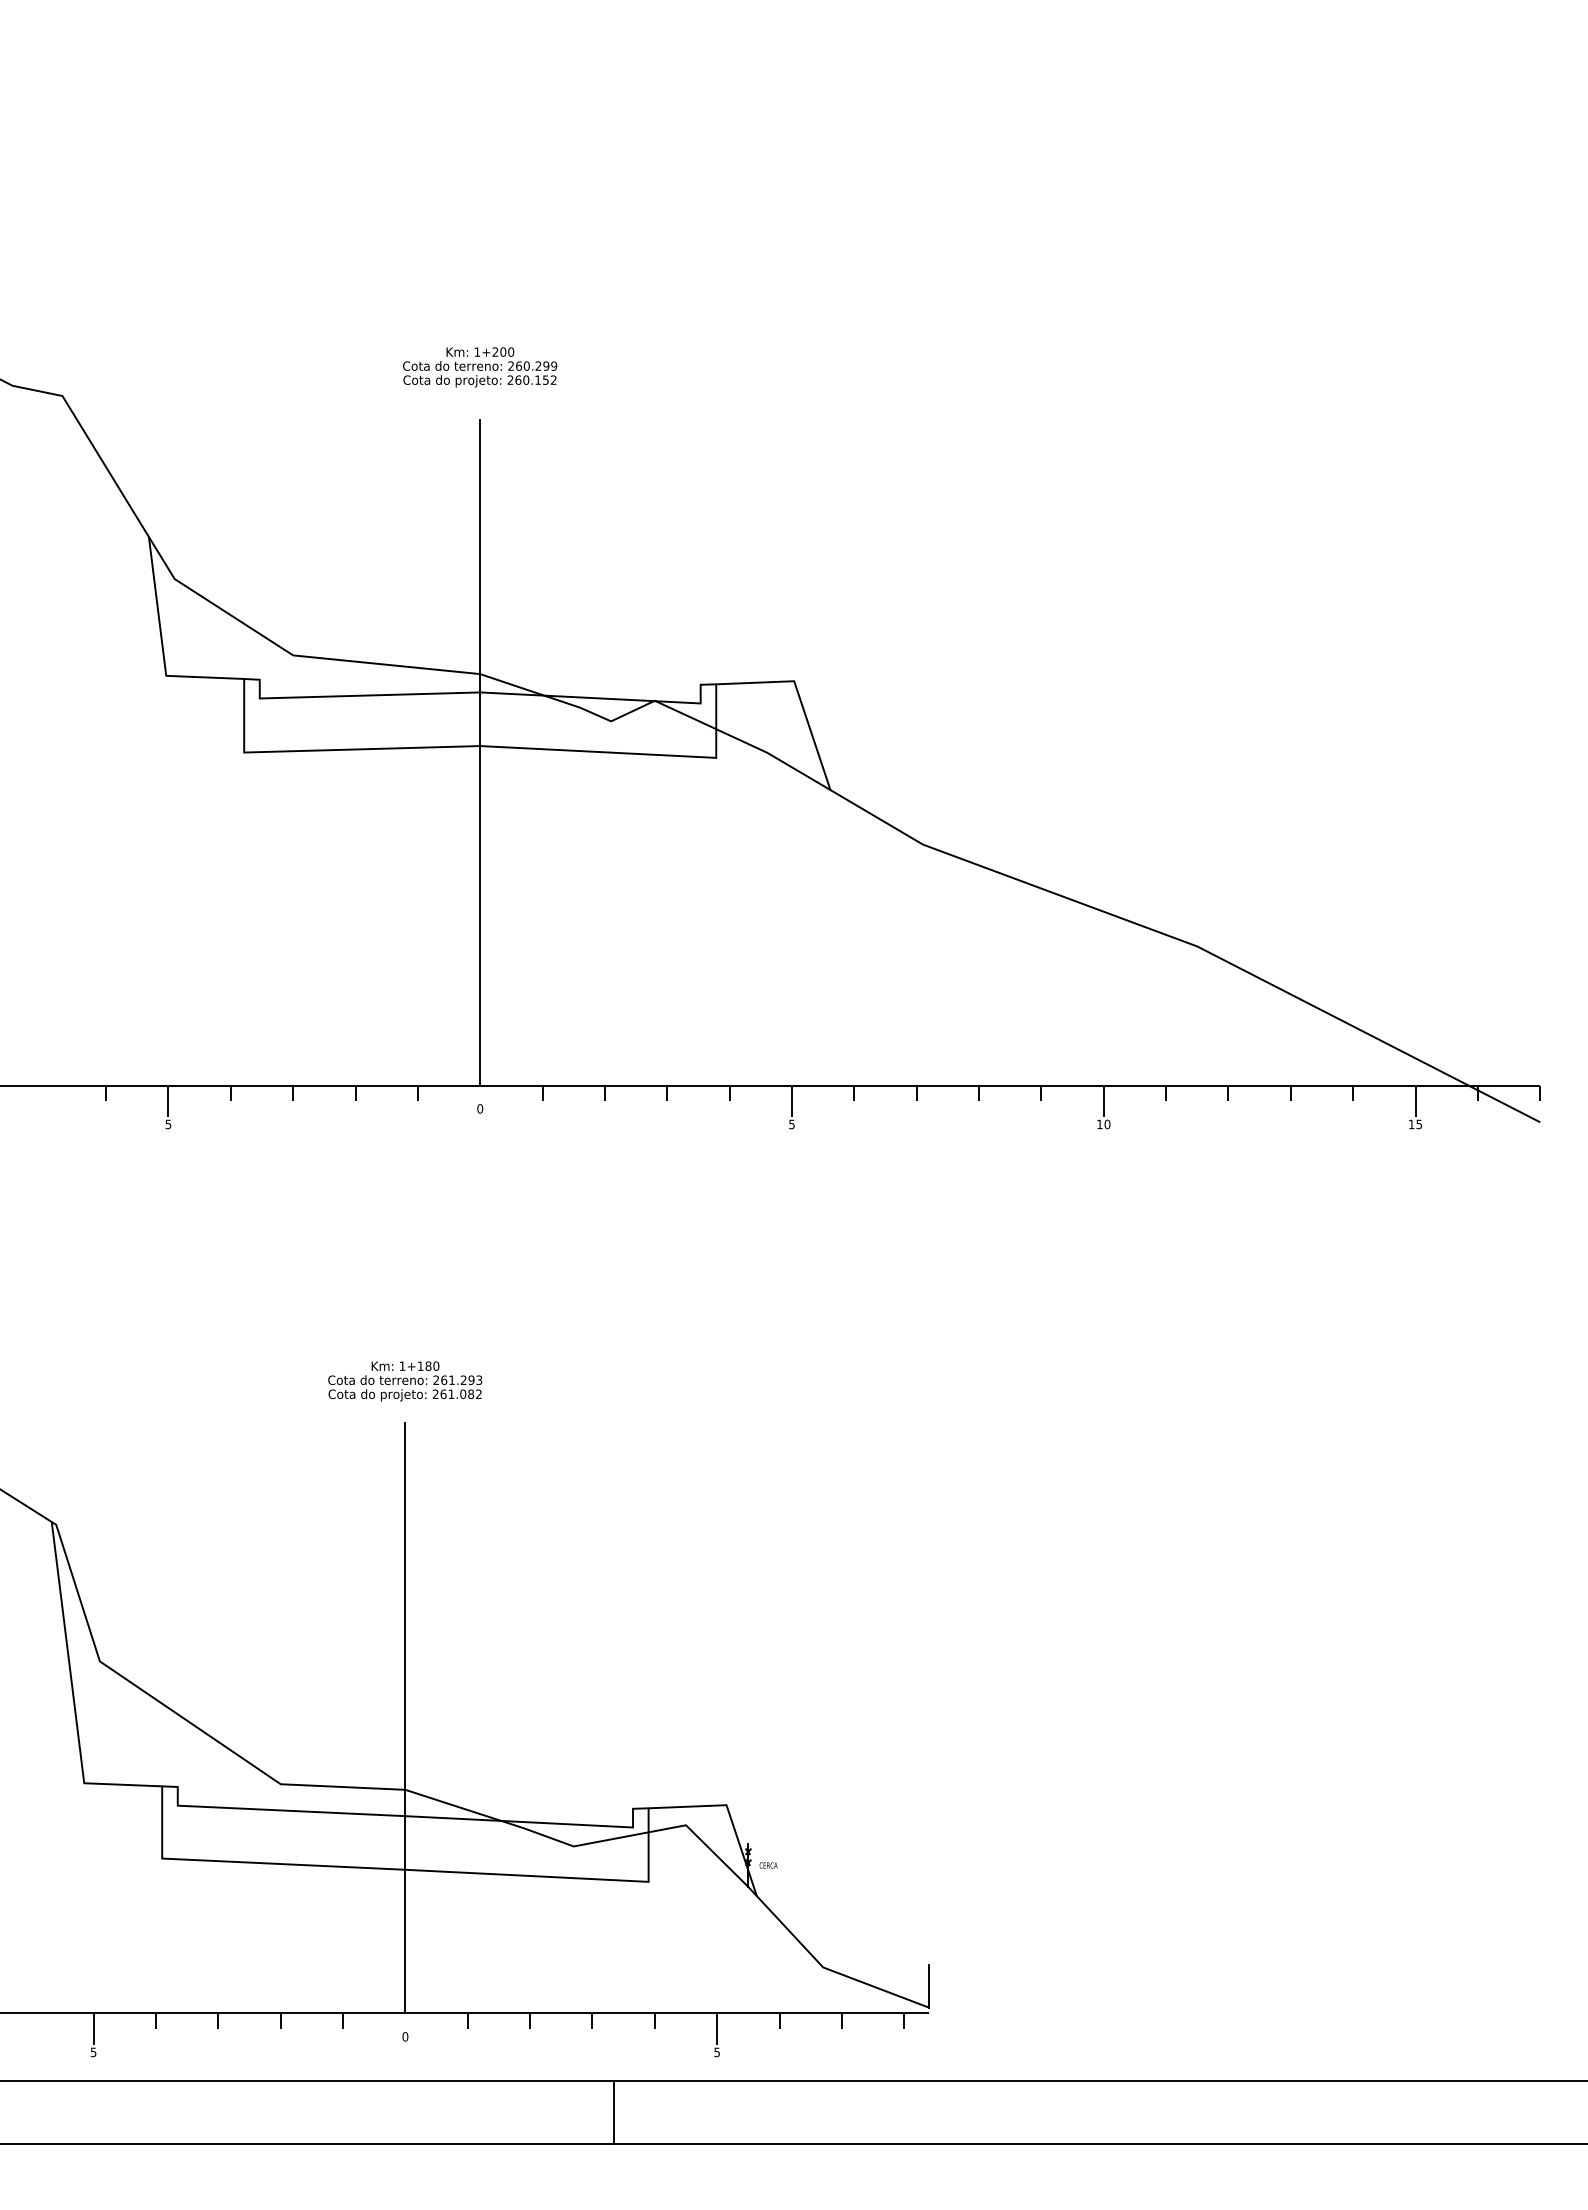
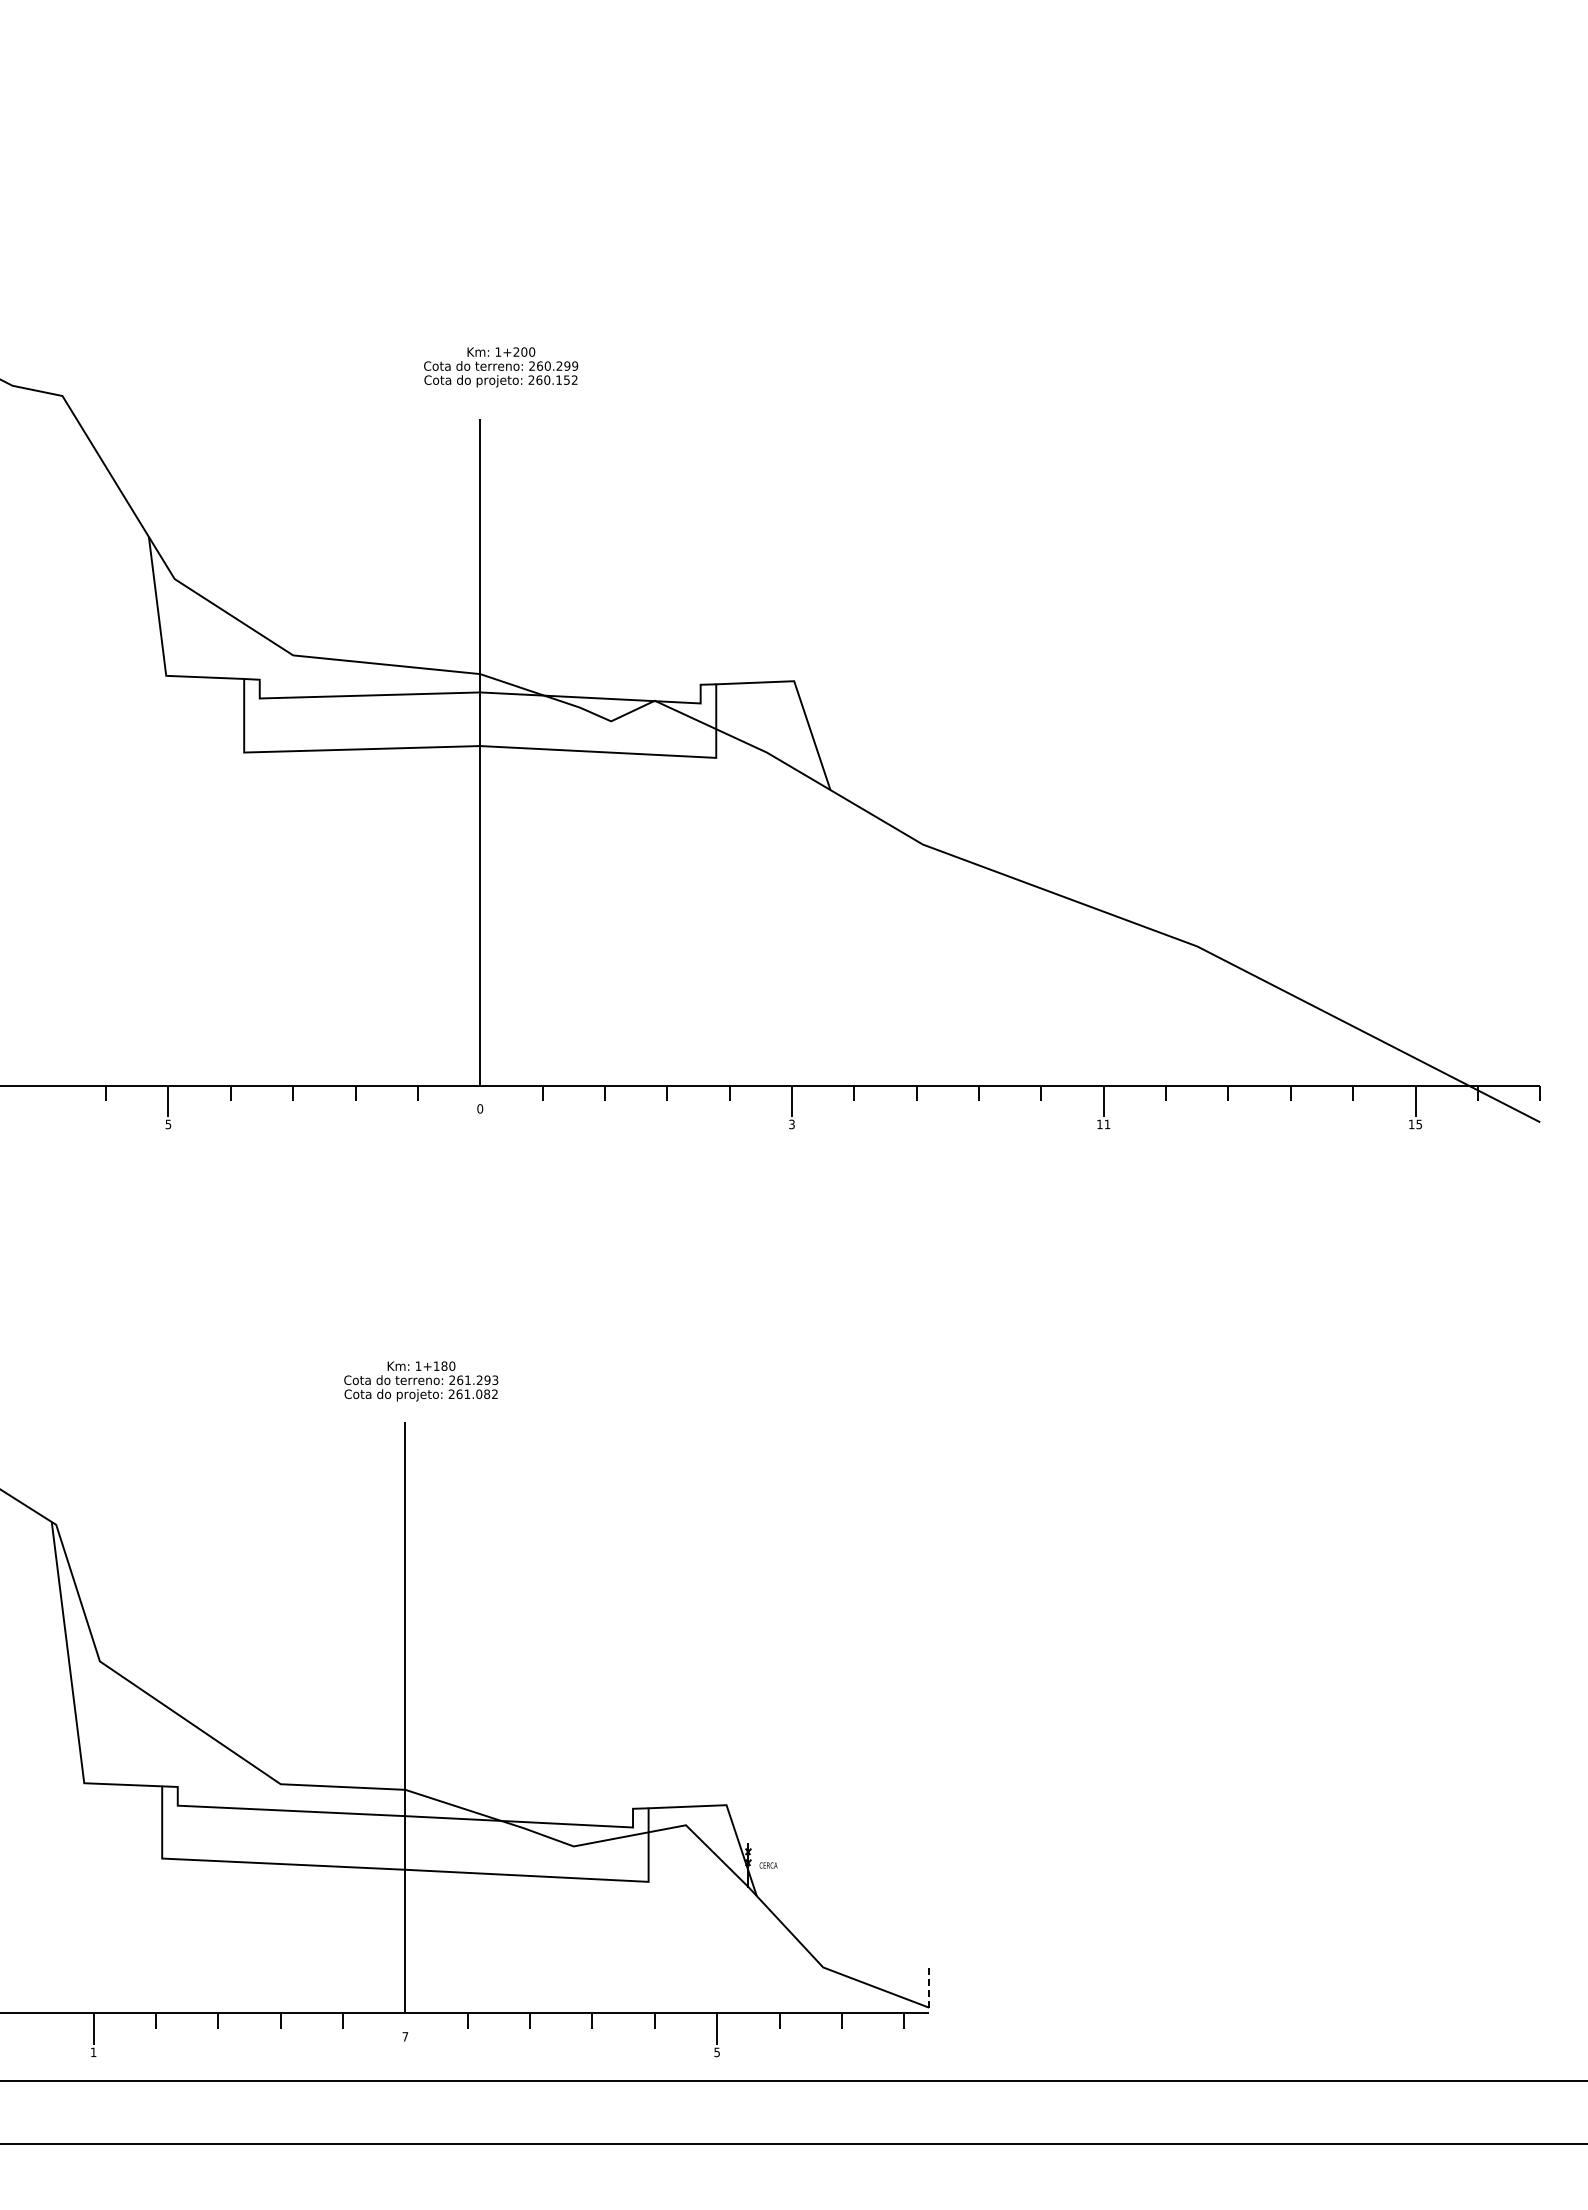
text position: (480, 367) -> (501, 367) (501, 367)
text: 5 -> 3 (791, 1123)
text: 10 -> 11 (1107, 1124)
text position: (405, 1381) -> (421, 1381) (421, 1381)
line: solid -> dashed (929, 1985)
text: 0 -> 7 (405, 2036)
text: 5 -> 1 (93, 2052)
line: present -> none (613, 2112)
